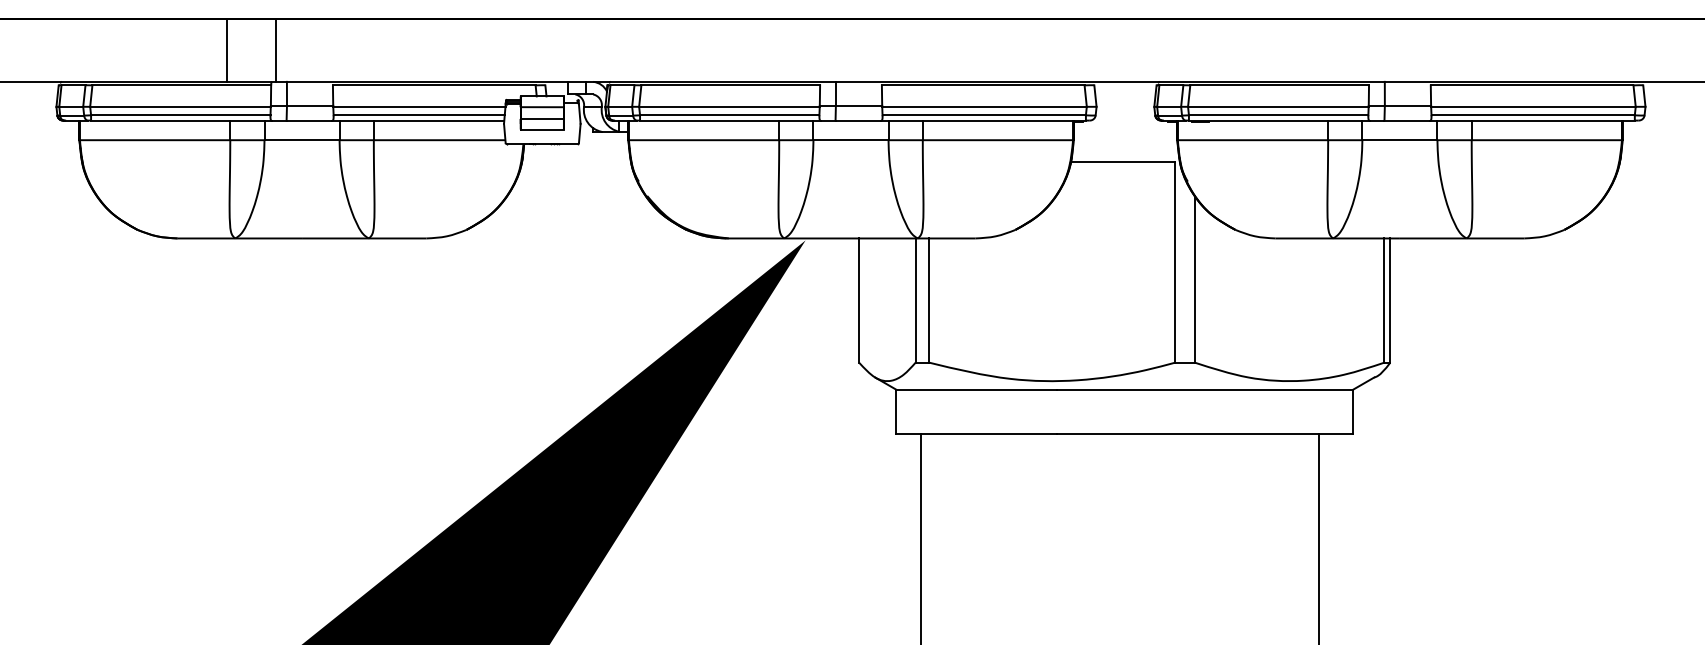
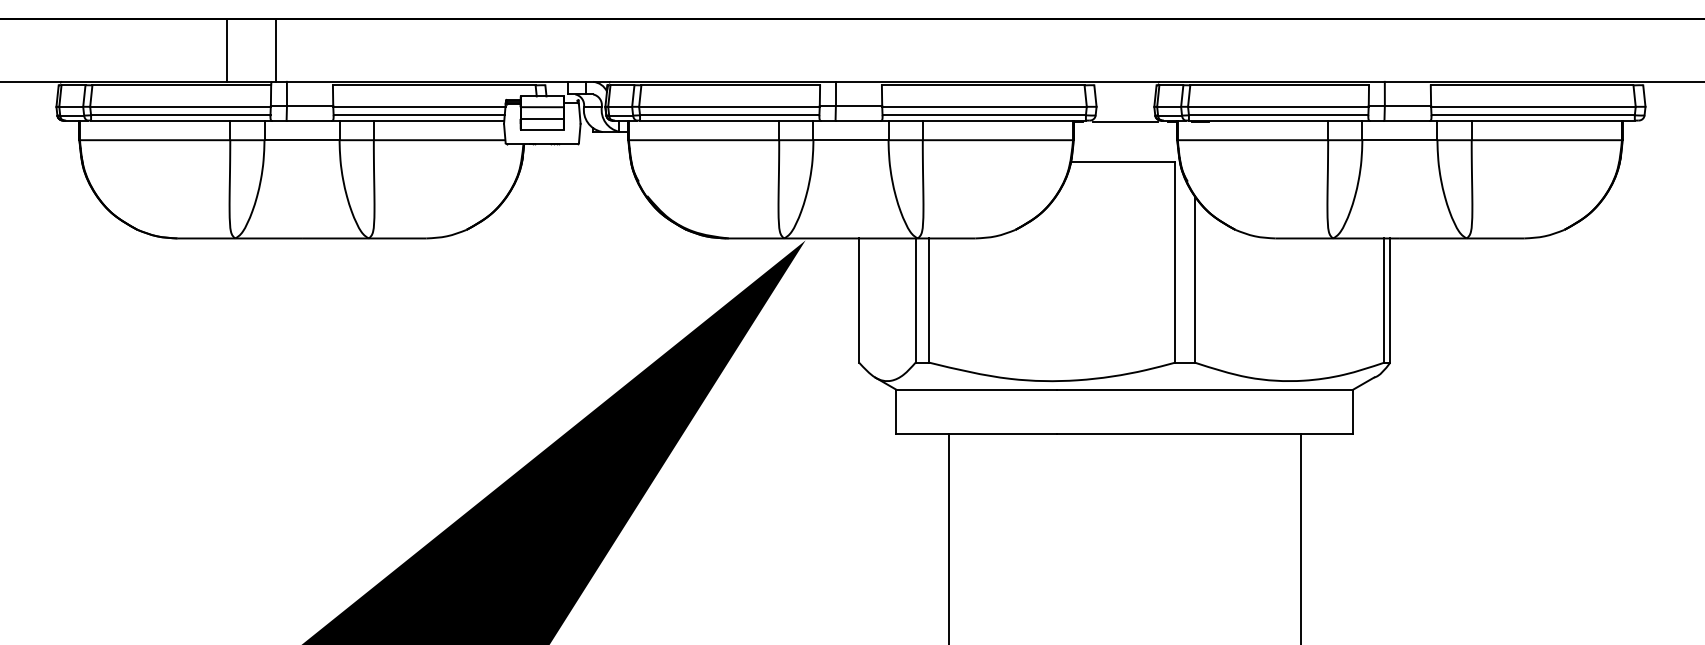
line: none -> present (1125, 121)
line position: (920, 537) -> (948, 537) (948, 537)
line position: (1318, 537) -> (1300, 537) (1300, 537)
